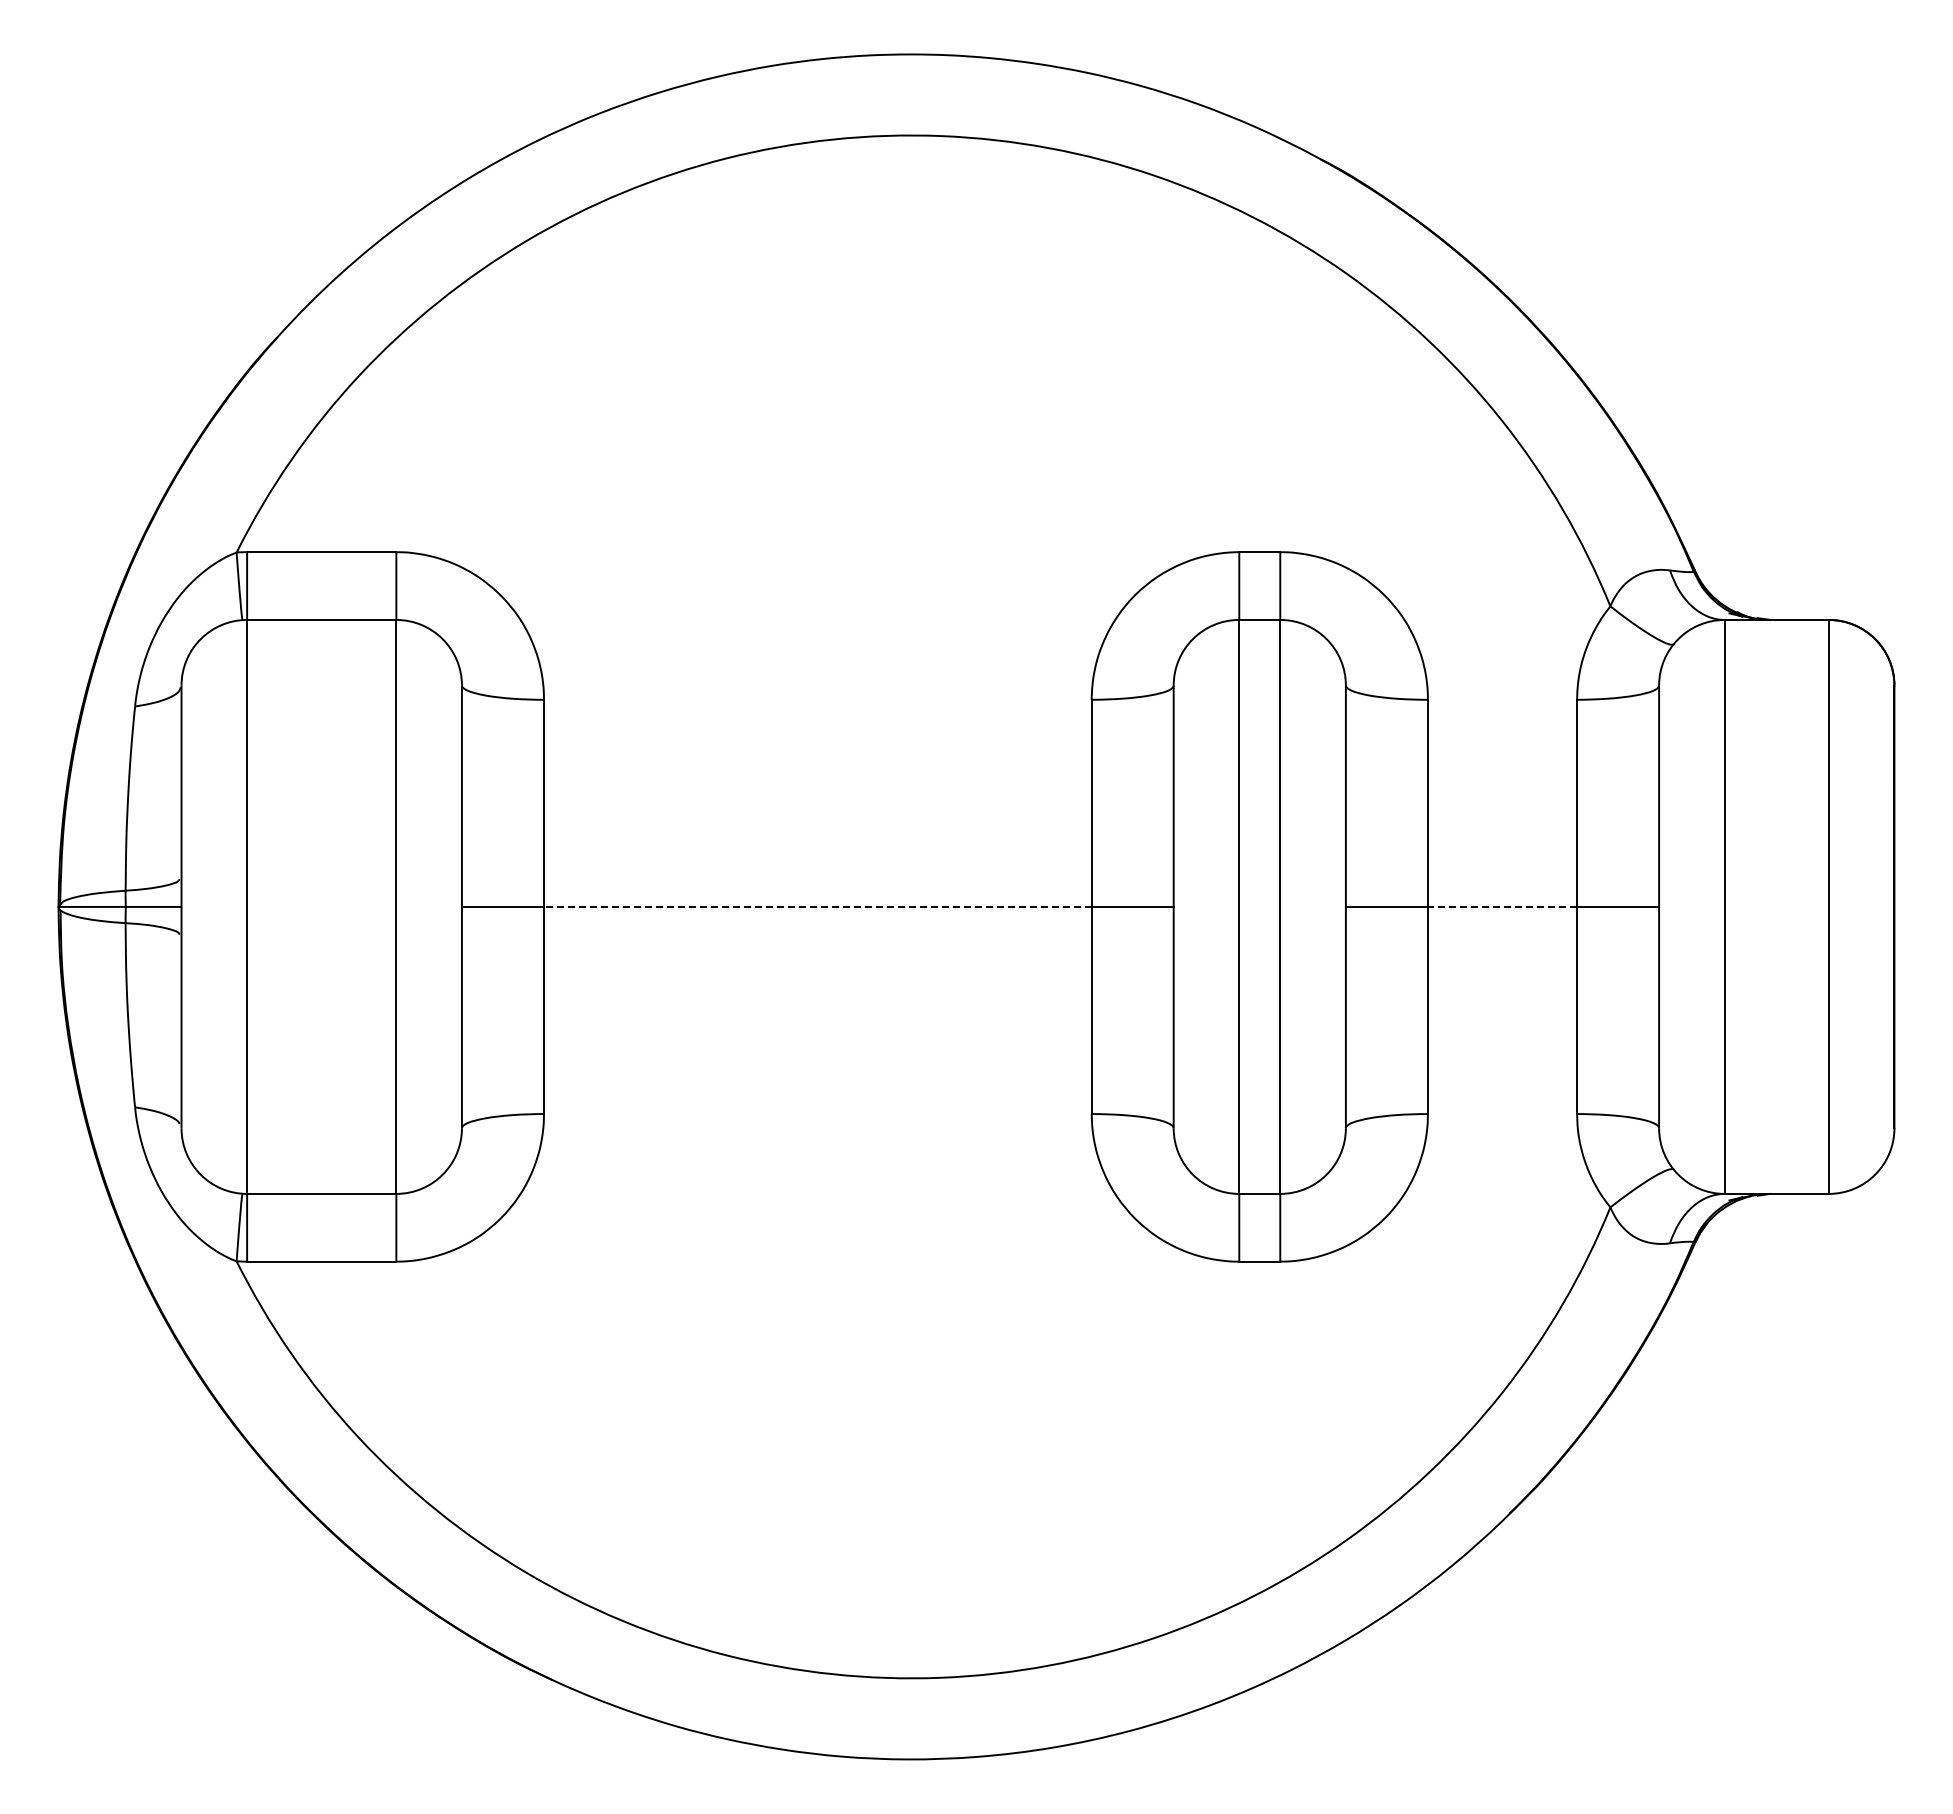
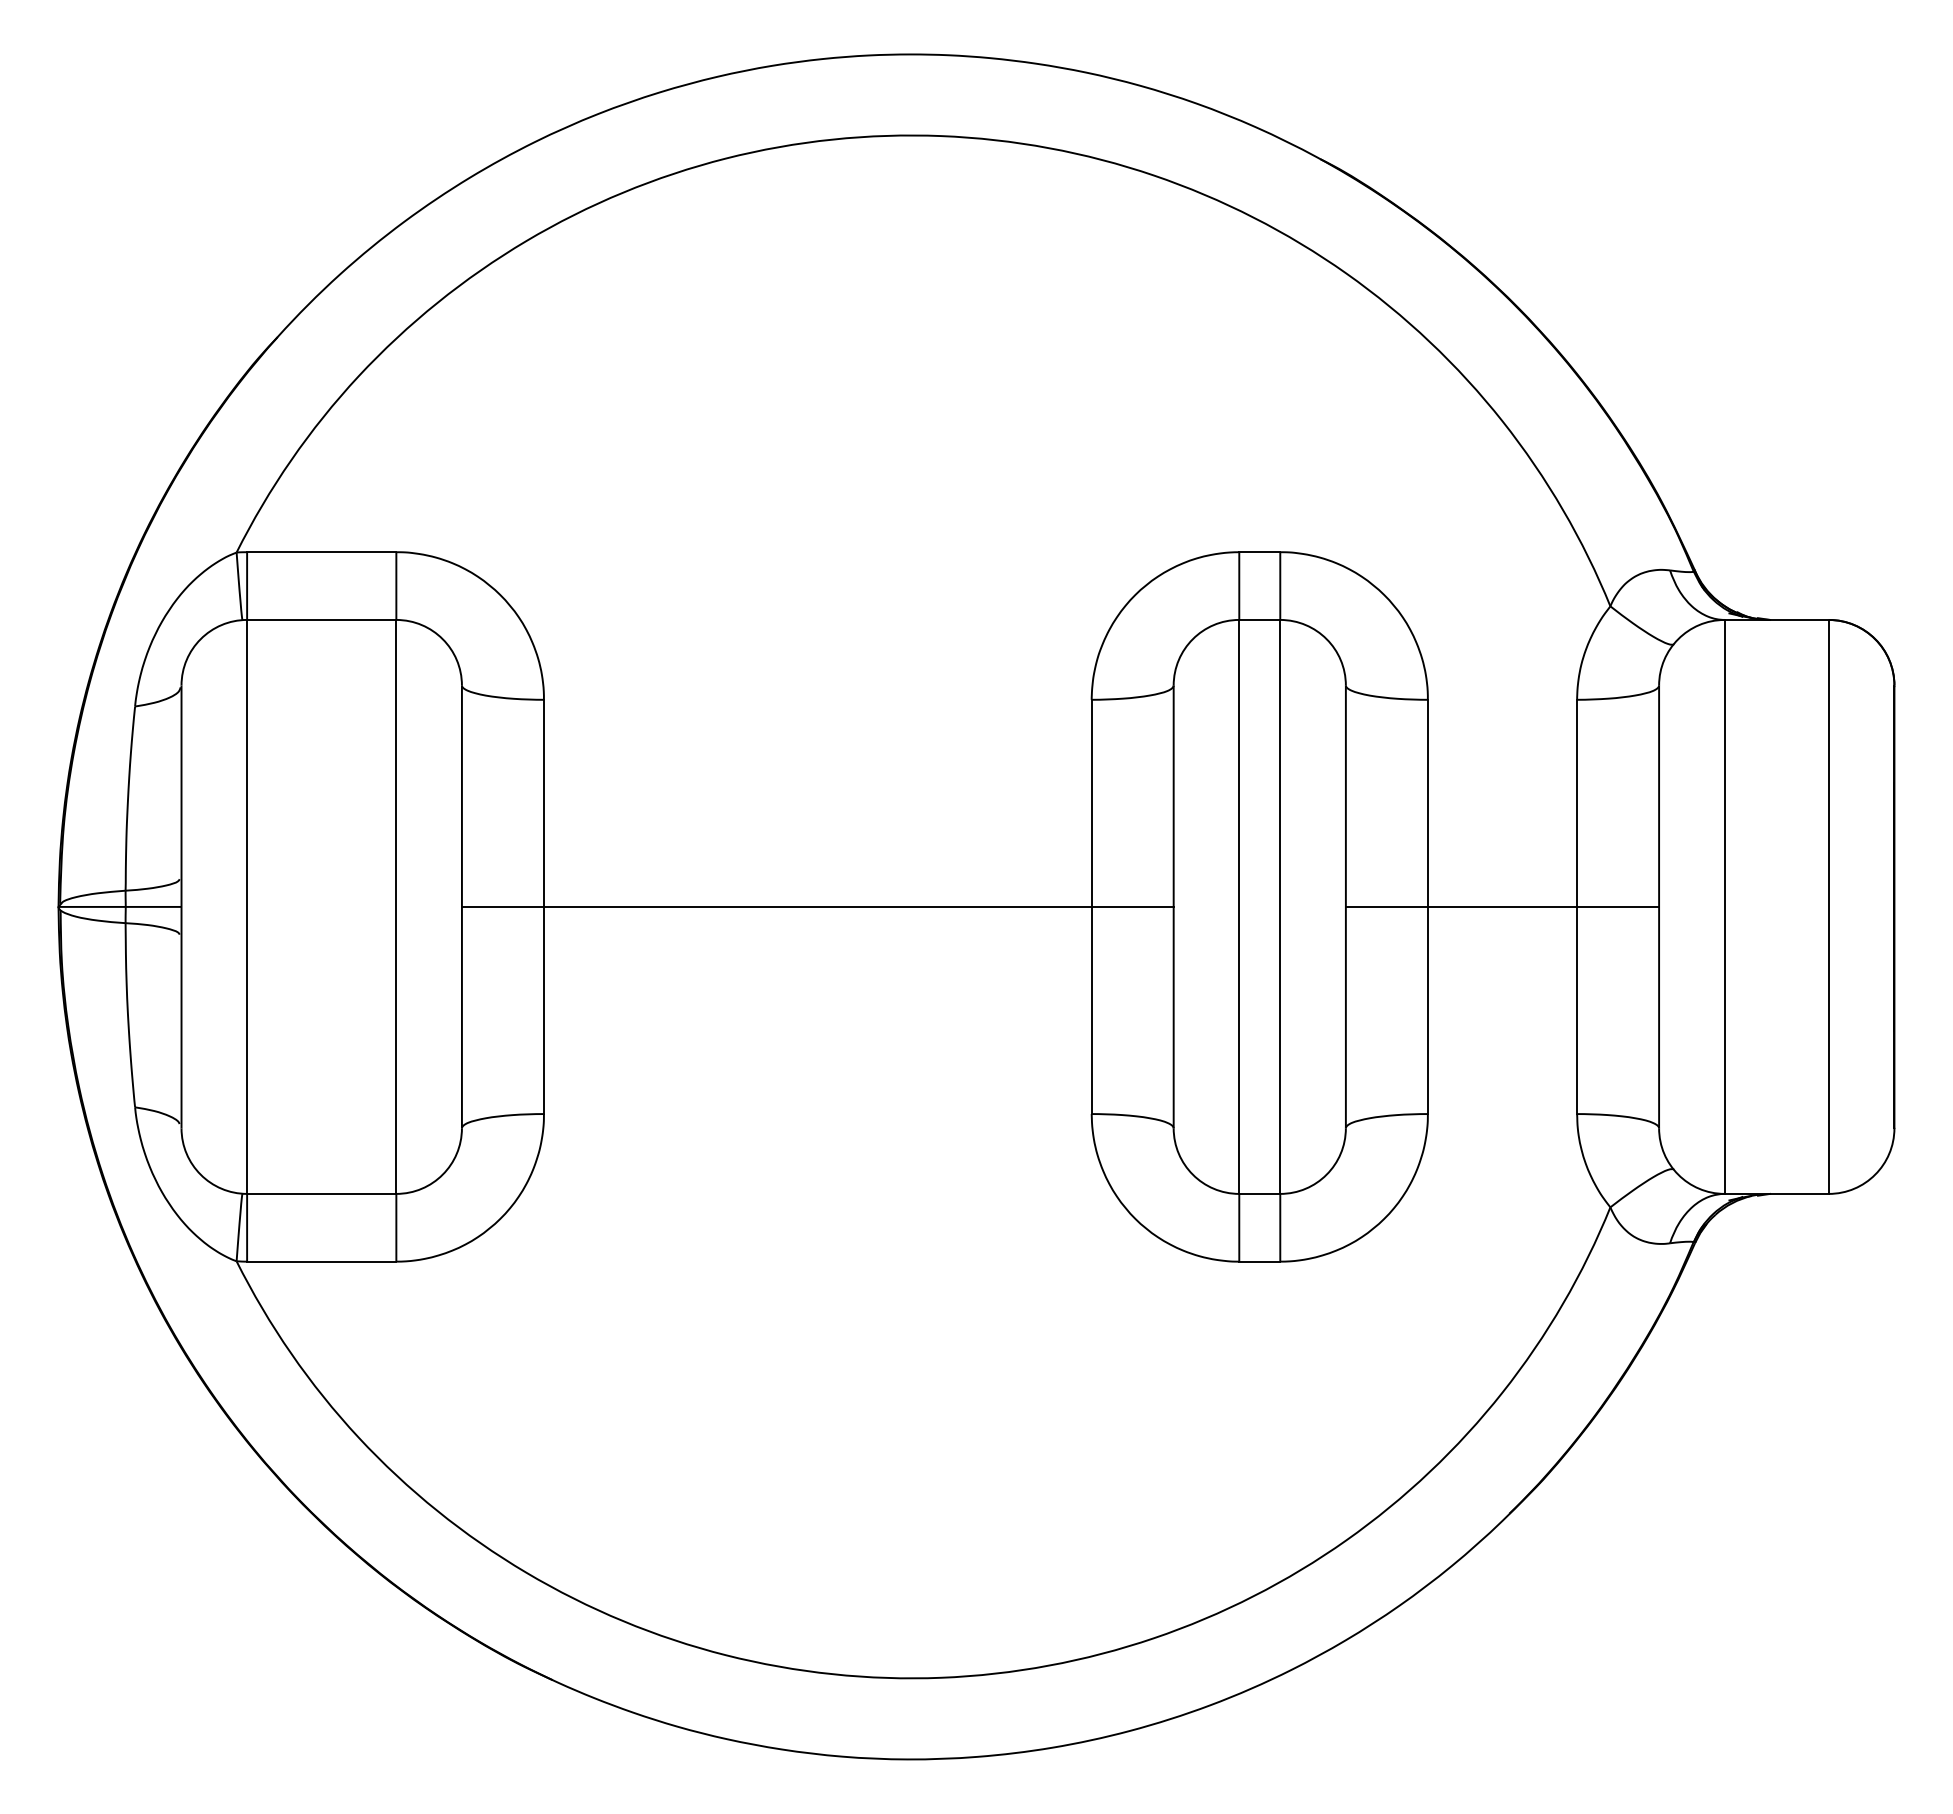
line: dashed -> solid (817, 906)
line: dashed -> solid (1502, 906)
